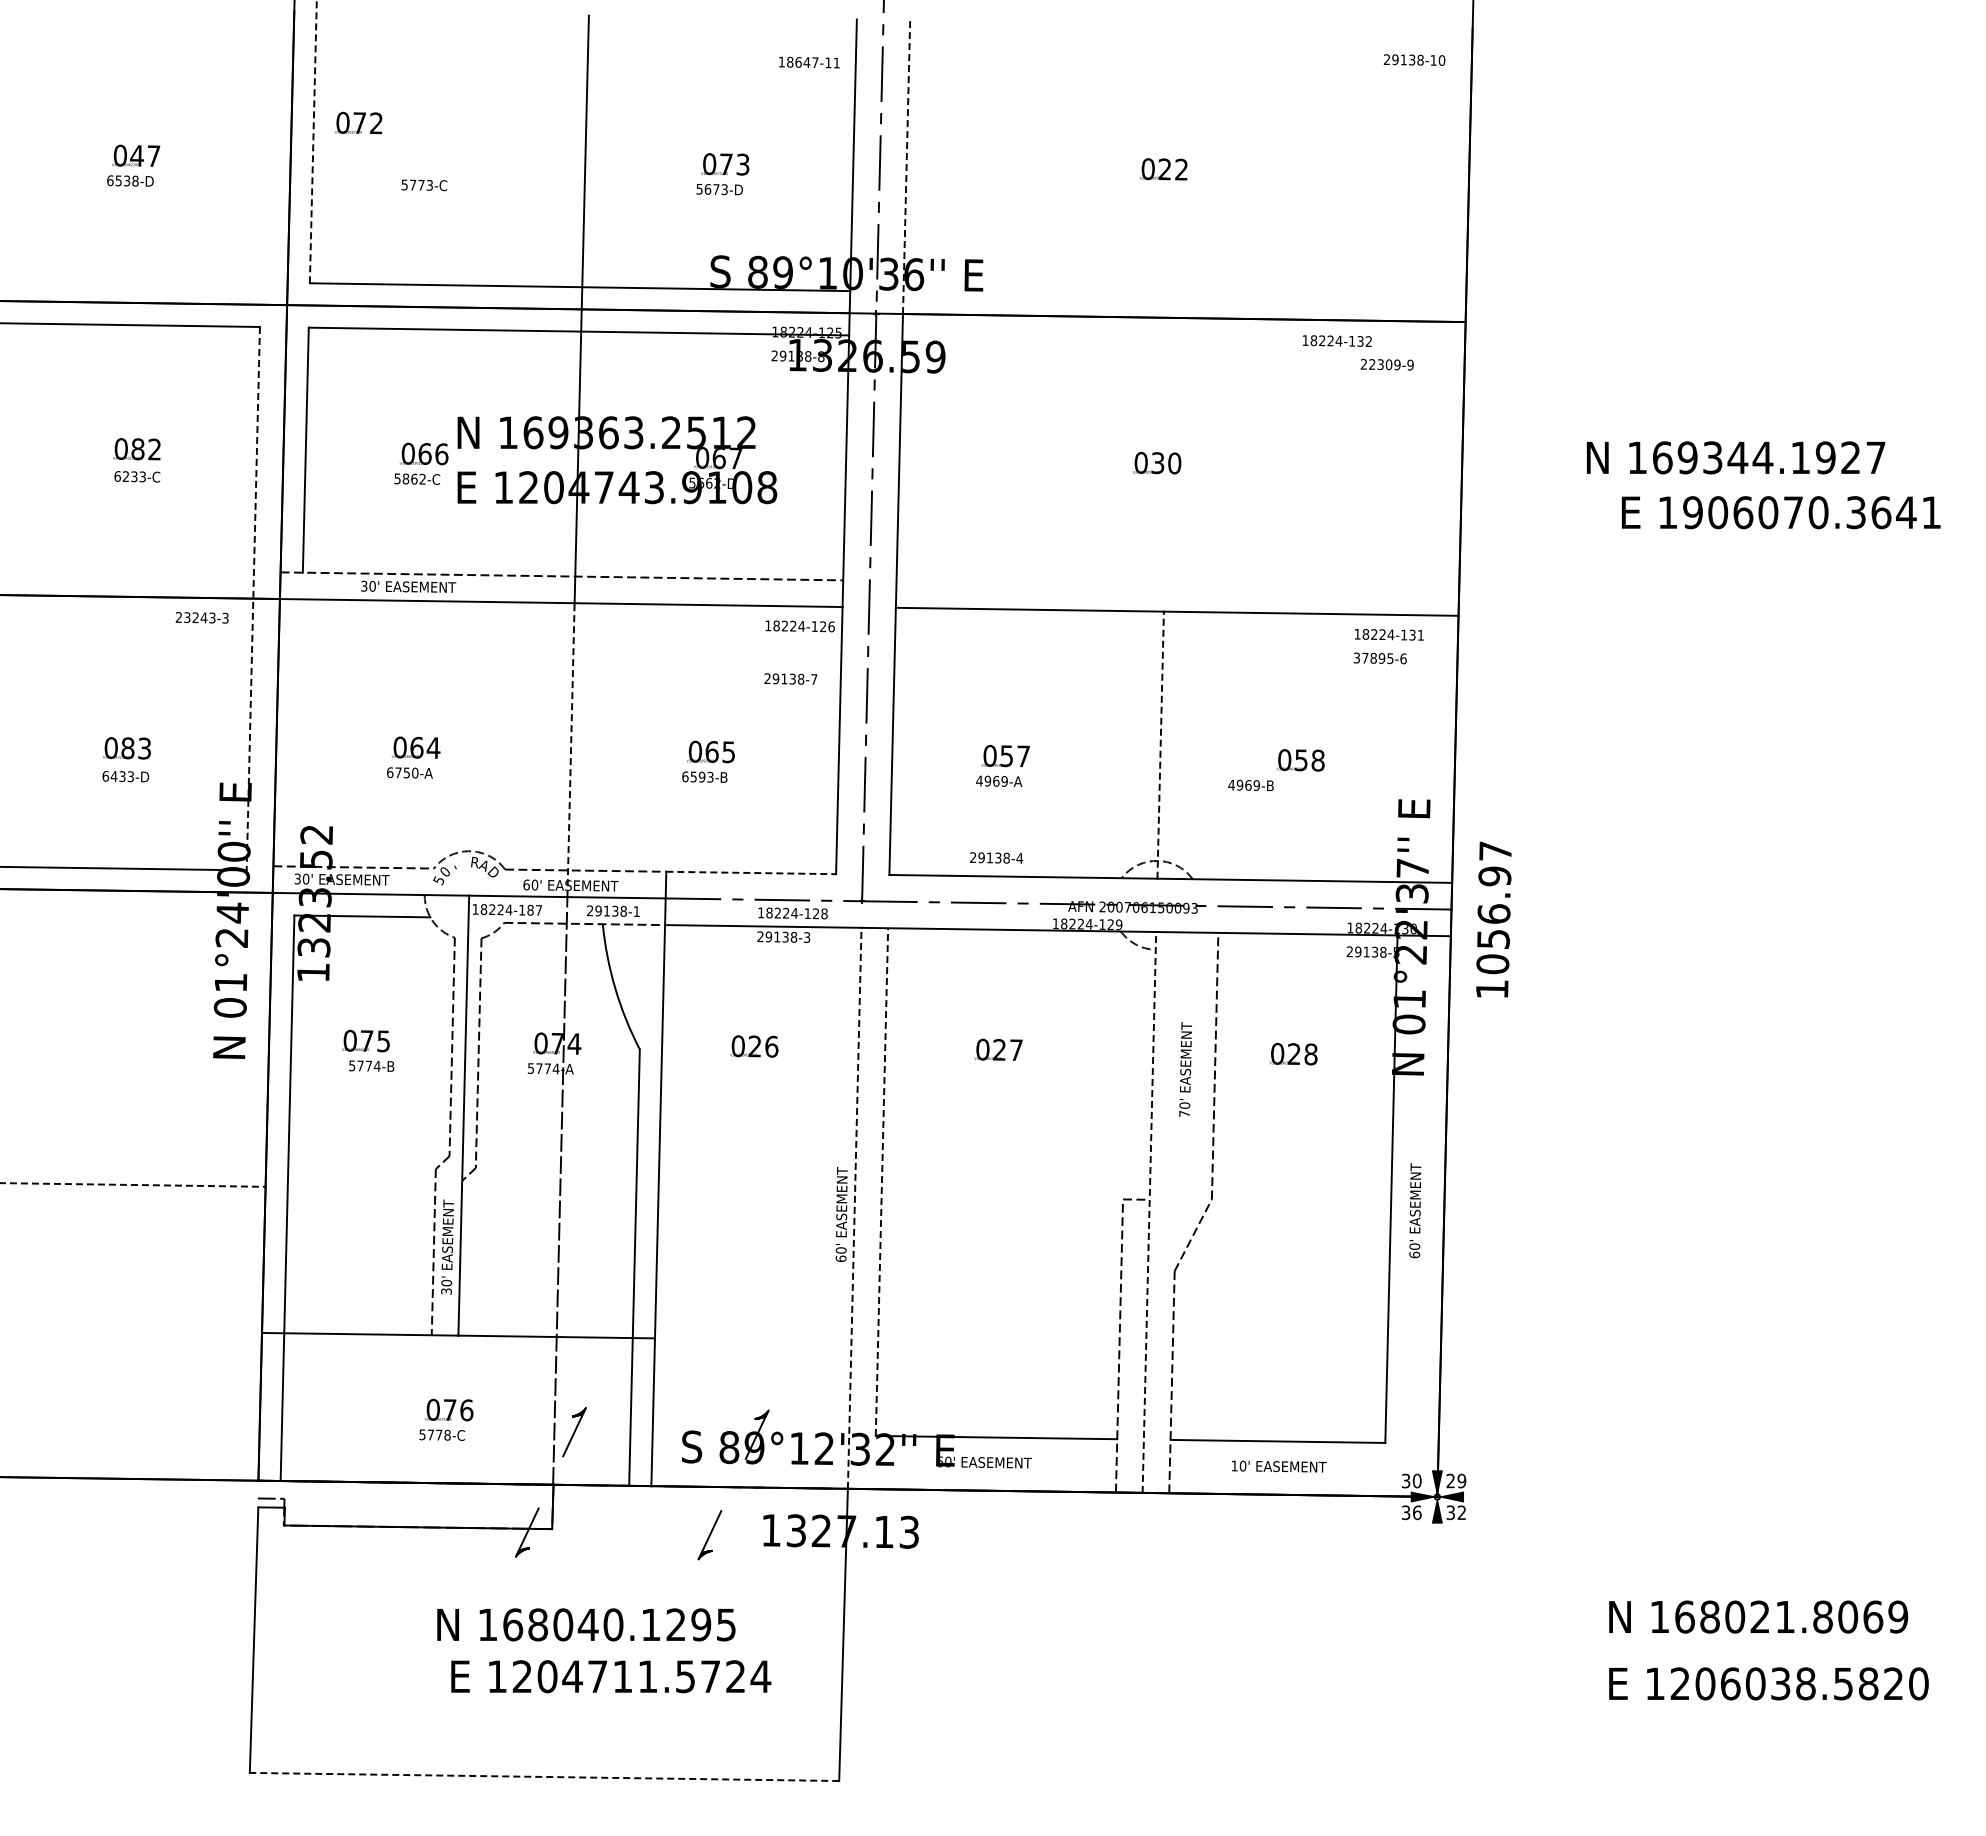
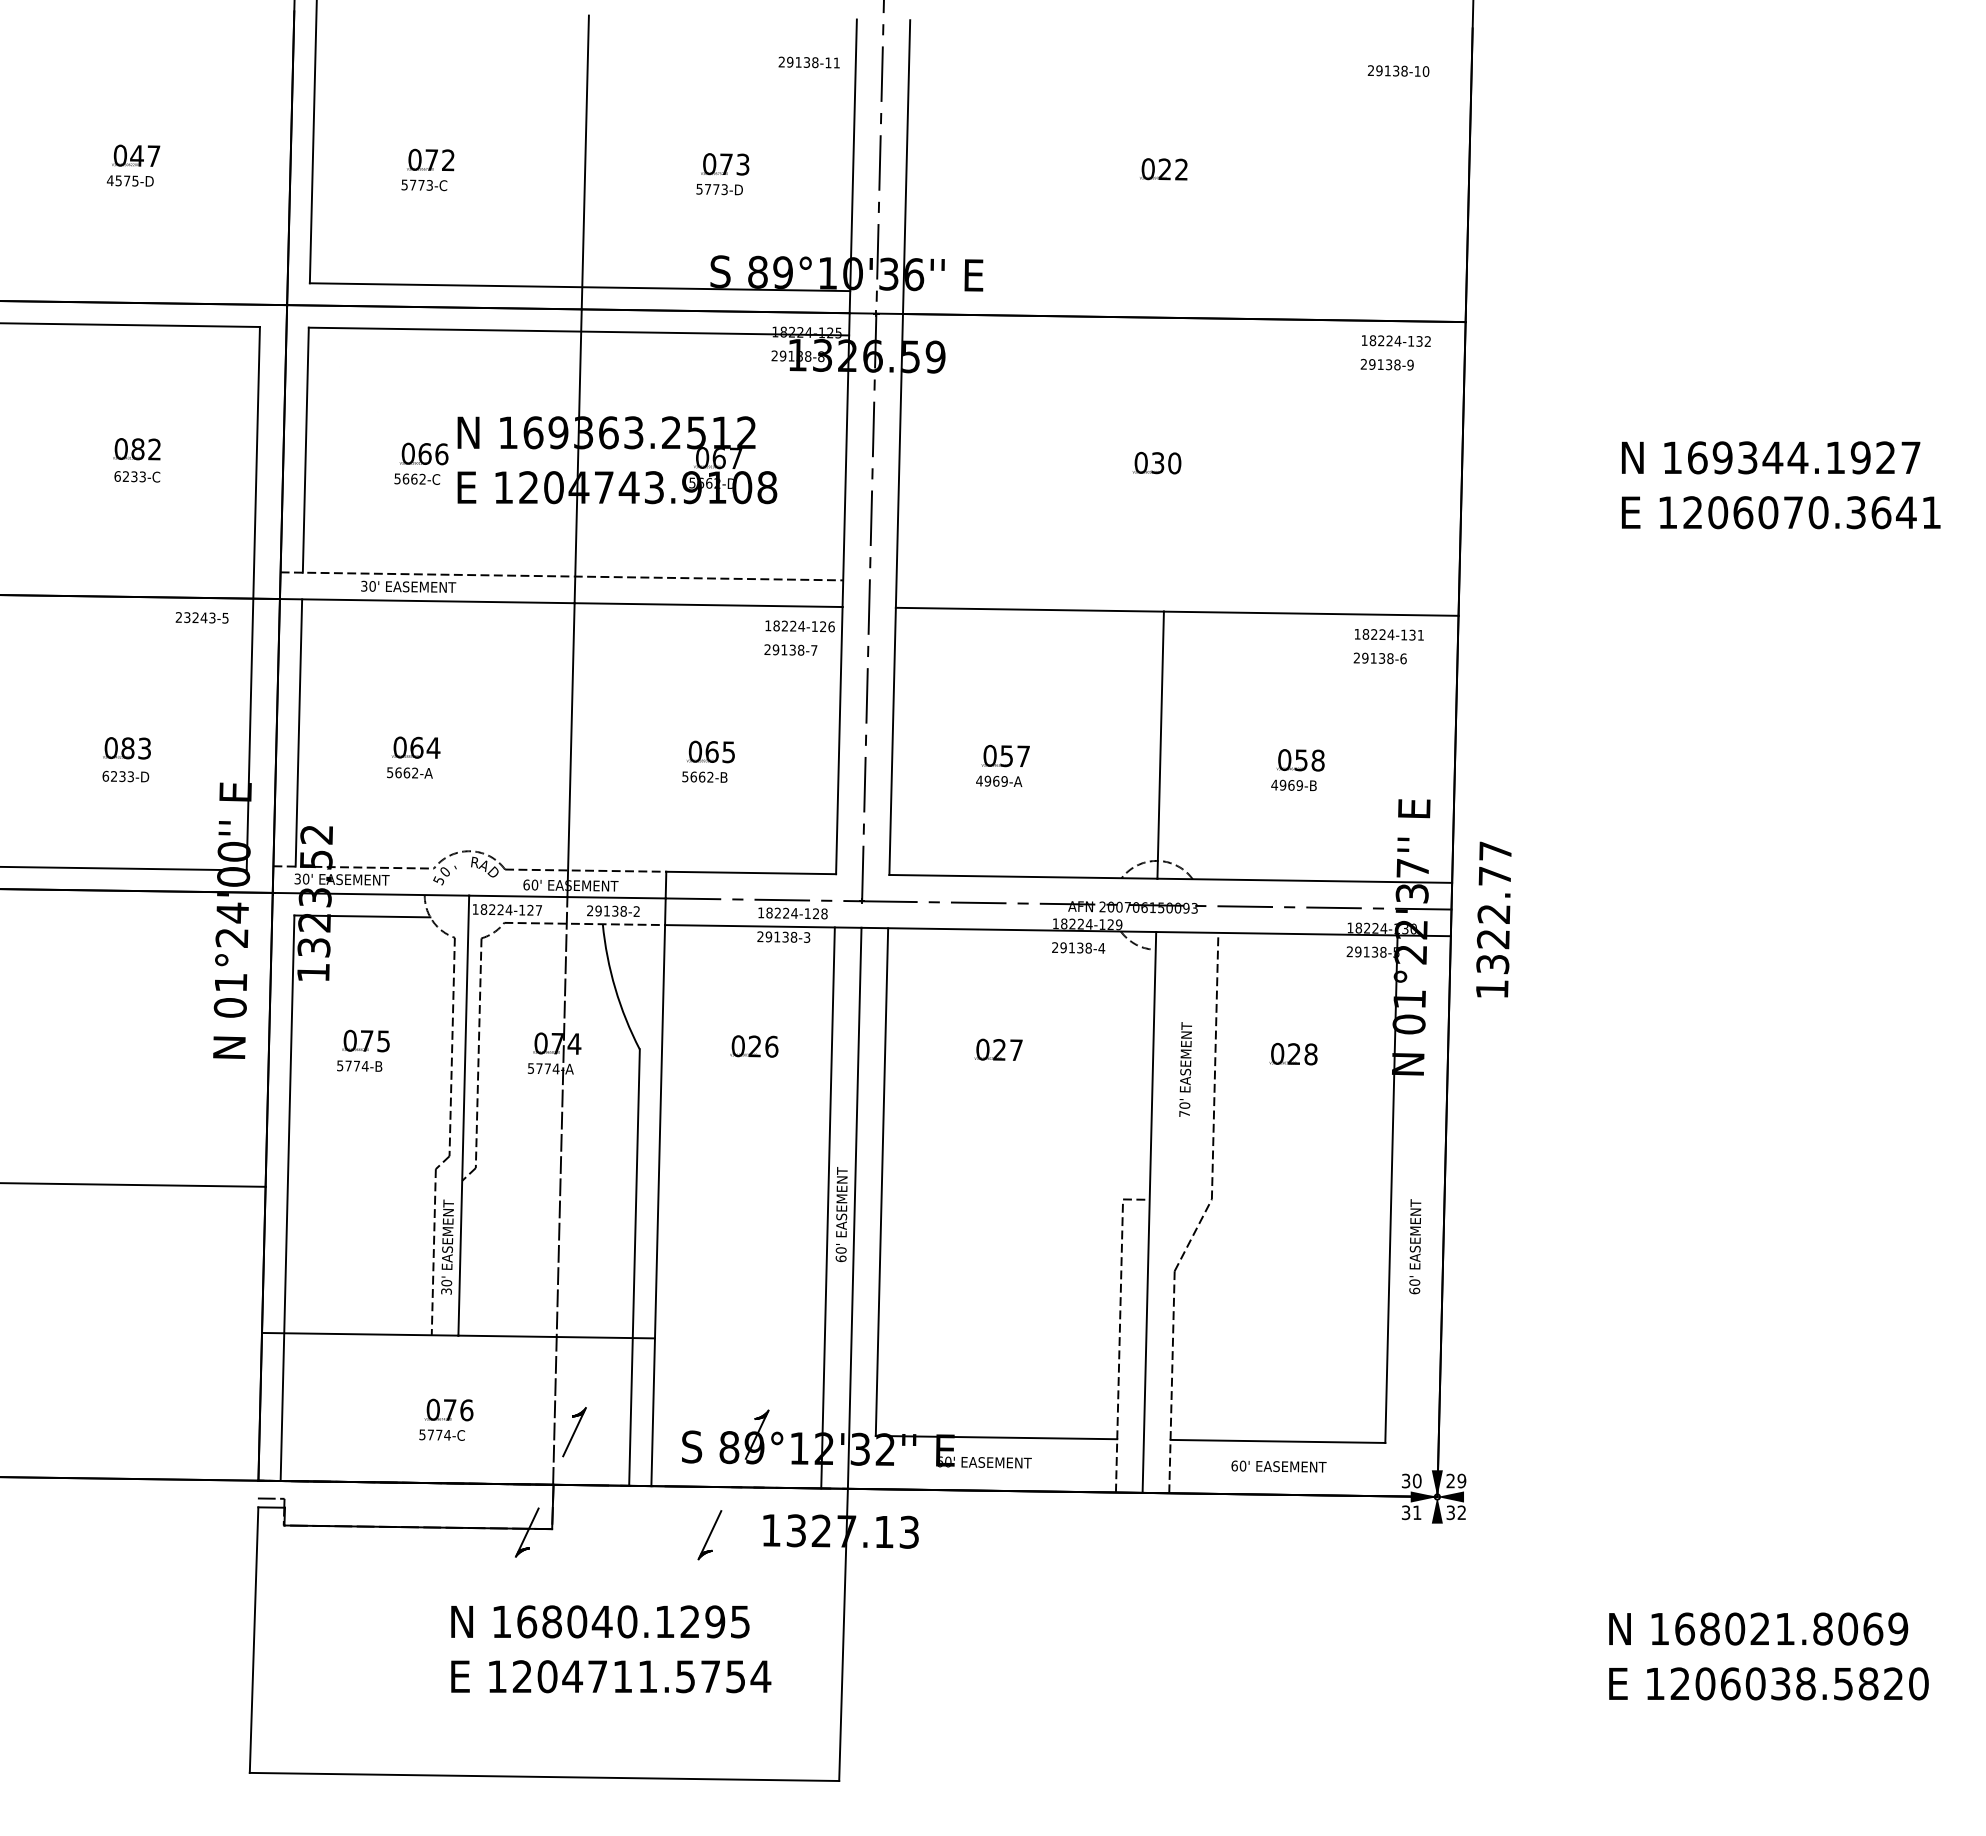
text position: (1414, 59) -> (1398, 70) (1398, 70)
text: 18647-11 -> 29138-11 (798, 62)
text position: (358, 122) -> (430, 159) (430, 159)
line: dashed -> solid (313, 141)
line: dashed -> solid (906, 167)
text: 6538-D -> 4575-D (122, 180)
text: 5673-D -> 5773-D (707, 189)
text position: (1337, 340) -> (1396, 340) (1396, 340)
text: 22309-9 -> 29138-9 (1384, 364)
text position: (1736, 457) -> (1771, 457) (1771, 457)
text: 5862-C -> 5662-C (405, 478)
text: 1906070.3641 -> 1206070.3641 (1692, 512)
line: dashed -> solid (253, 598)
text: 23243-3 -> 23243-5 (225, 617)
text: 37895-6 -> 29138-6 (1373, 657)
text position: (790, 678) -> (790, 649) (790, 649)
line: none -> present (298, 732)
line: dashed -> solid (1160, 745)
line: dashed -> solid (571, 750)
text: 6750-A -> 5662-A (402, 772)
text: 6433-D -> 6233-D (113, 776)
text: 6593-B -> 5662-B (697, 776)
text position: (1250, 784) -> (1293, 784) (1293, 784)
text position: (996, 857) -> (1078, 947) (1078, 947)
line: dashed -> solid (751, 872)
text: 18224-187 -> 18224-127 (530, 910)
text: 29138-1 -> 29138-2 (636, 911)
text: 1056.97 -> 1322.77 (1493, 920)
text position: (371, 1065) -> (359, 1065) (359, 1065)
line: dashed -> solid (881, 1182)
line: dashed -> solid (133, 1184)
line: none -> present (827, 1207)
line: dashed -> solid (854, 1208)
text position: (1415, 1210) -> (1415, 1246) (1415, 1246)
line: dashed -> solid (1149, 1212)
text: 5778-C -> 5774-C (447, 1434)
text: 10' -> 60' (1234, 1465)
text: 36 -> 31 (1417, 1512)
text position: (1758, 1616) -> (1758, 1628) (1758, 1628)
text position: (586, 1624) -> (600, 1621) (600, 1621)
text: 1204711.5724 -> 1204711.5754 (735, 1676)
line: dashed -> solid (544, 1776)
